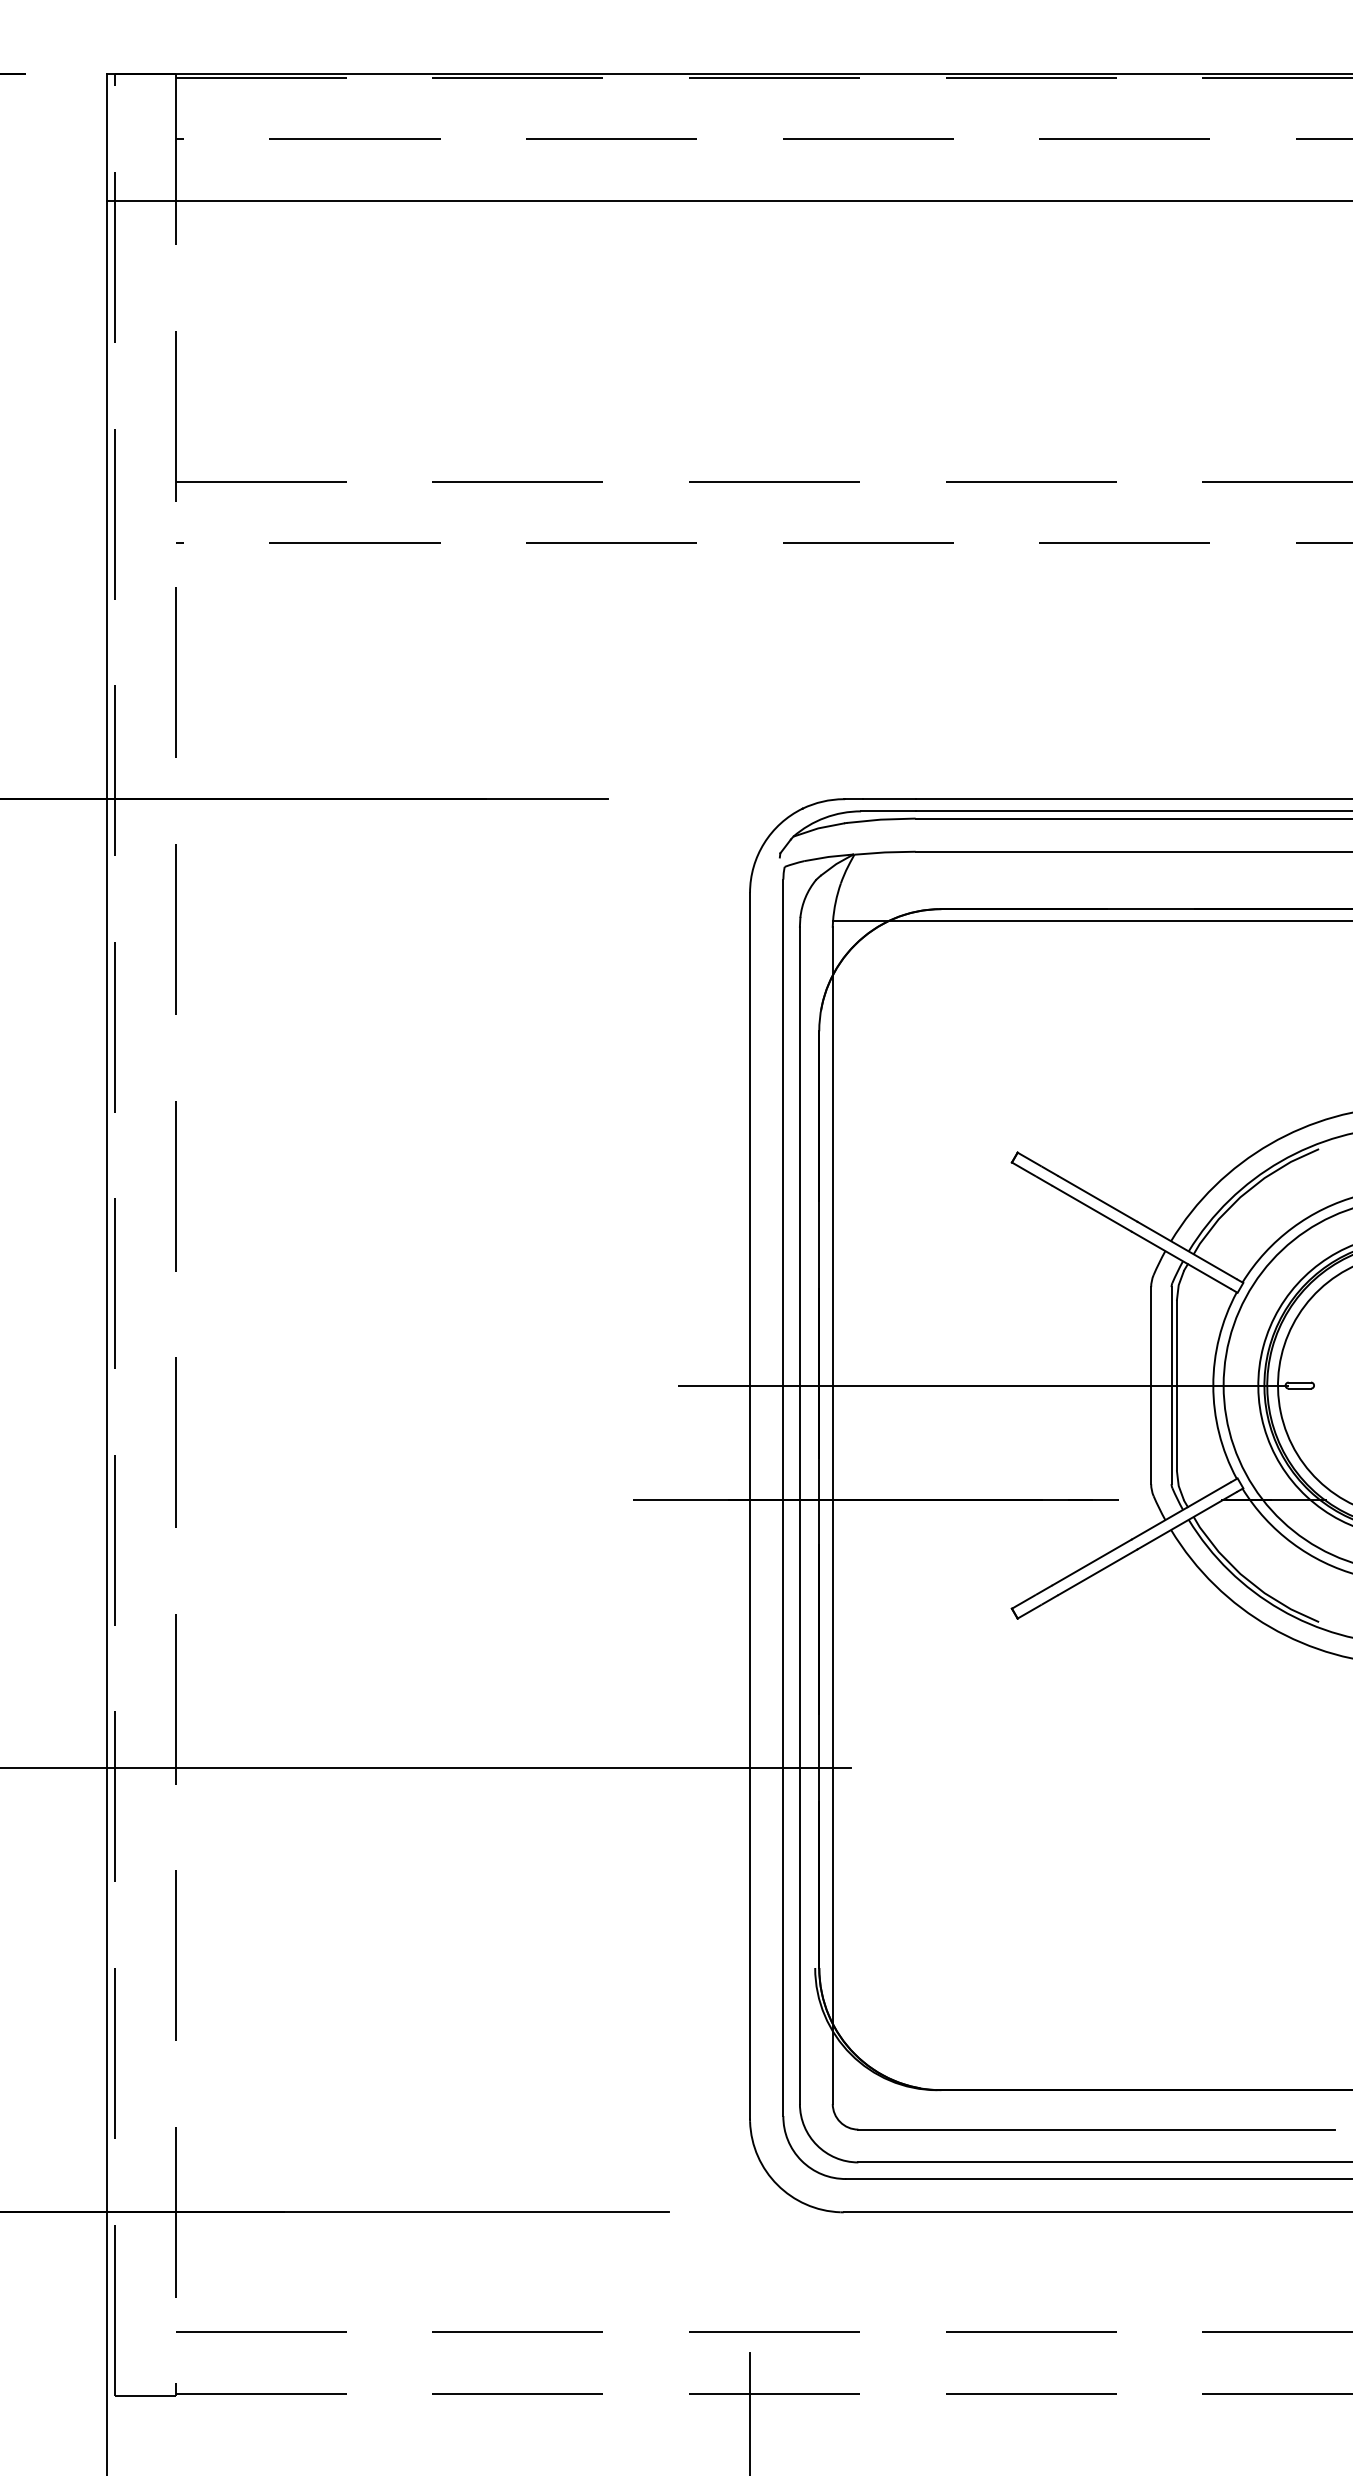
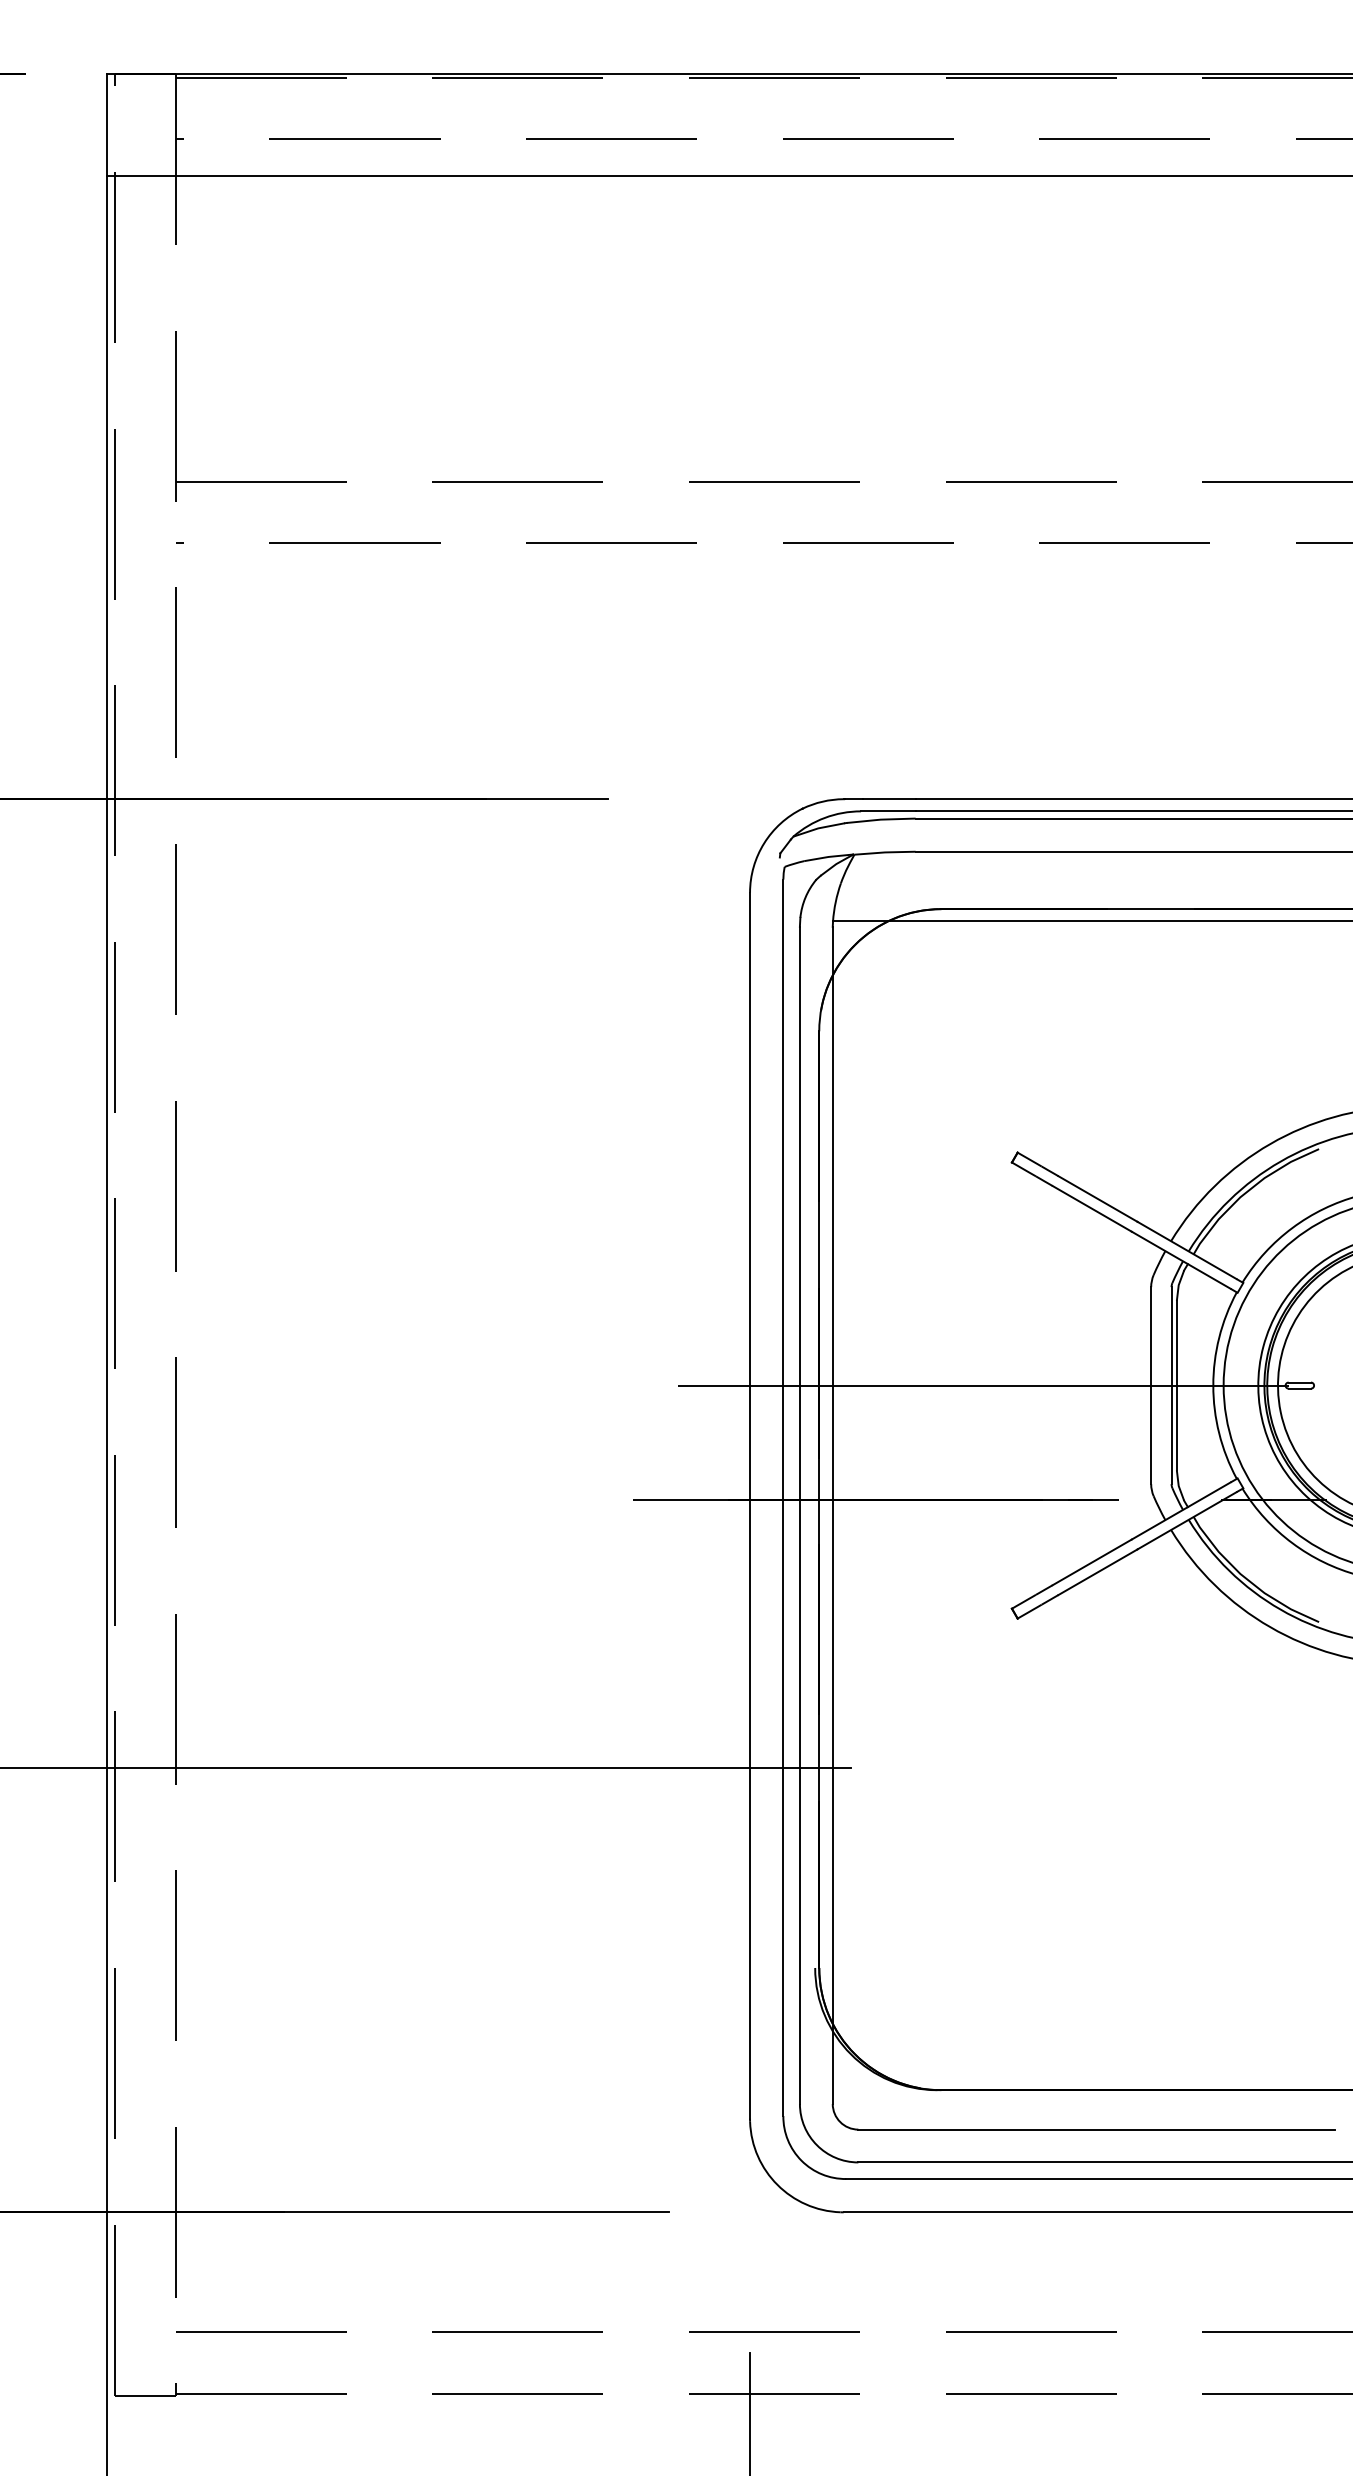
line position: (727, 201) -> (727, 176) (727, 176)
